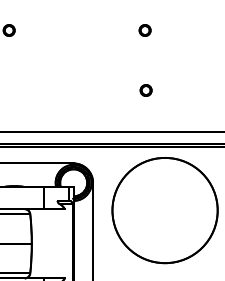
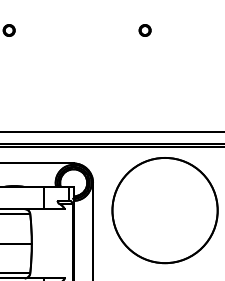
part: present -> none (145, 90)
